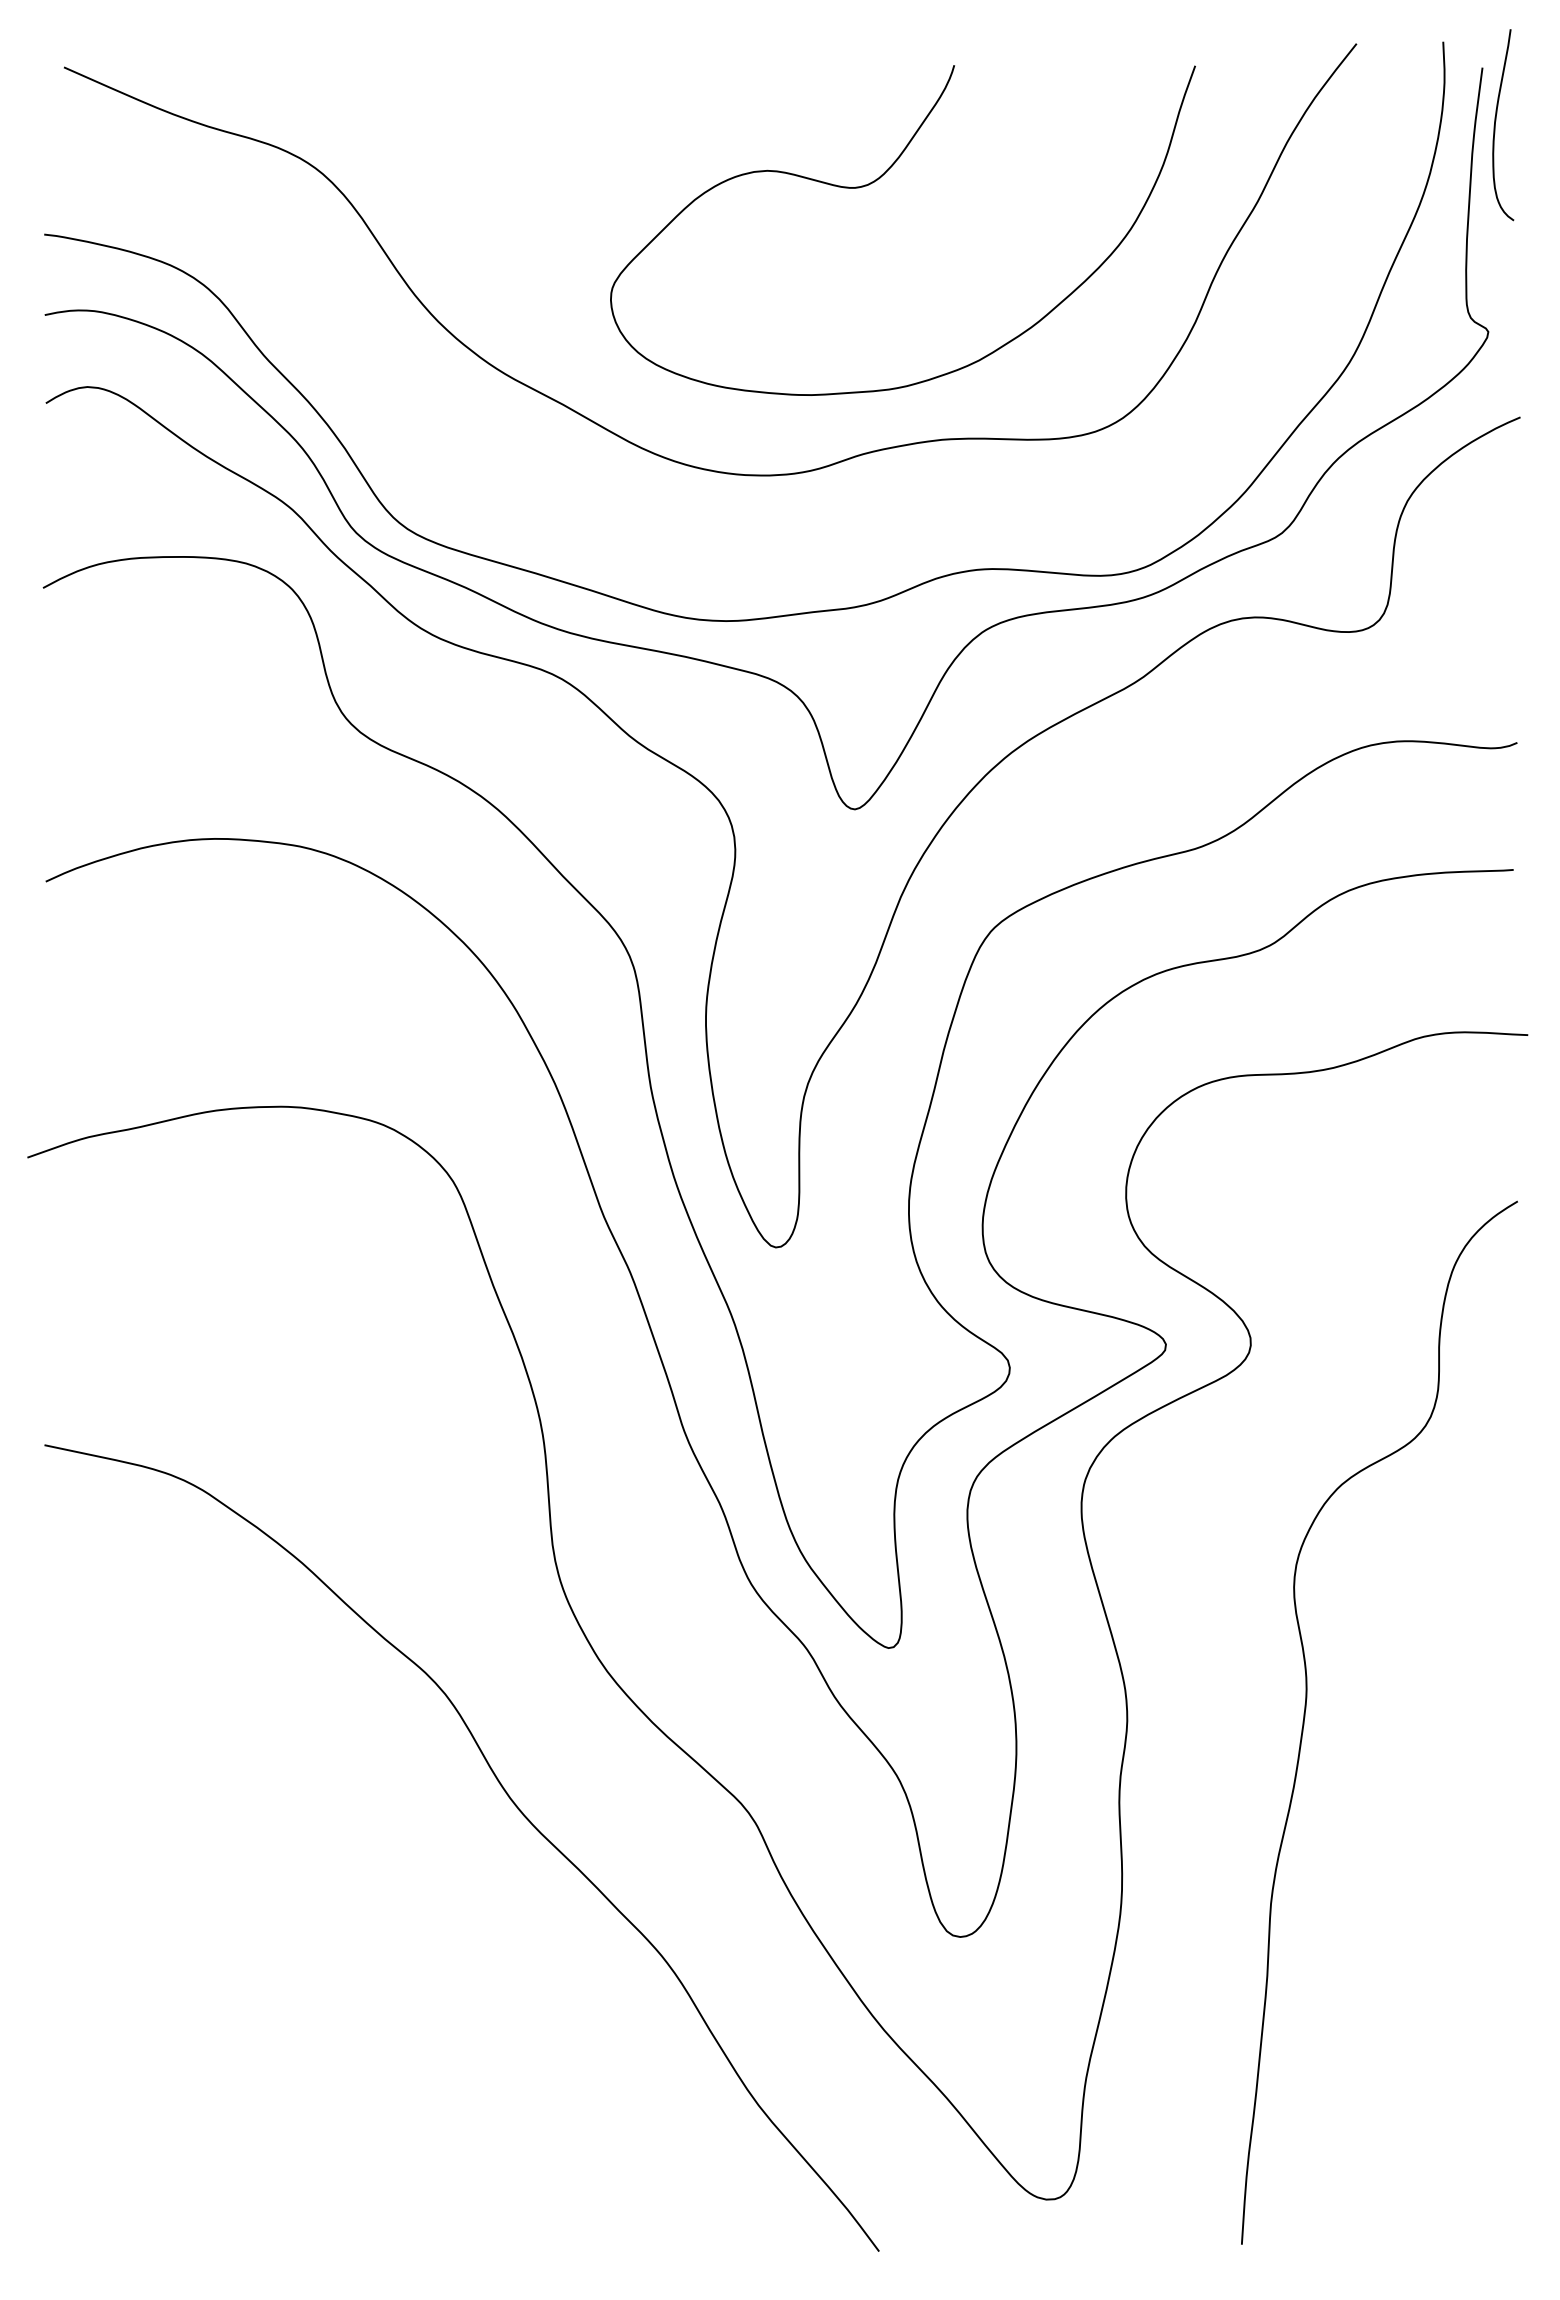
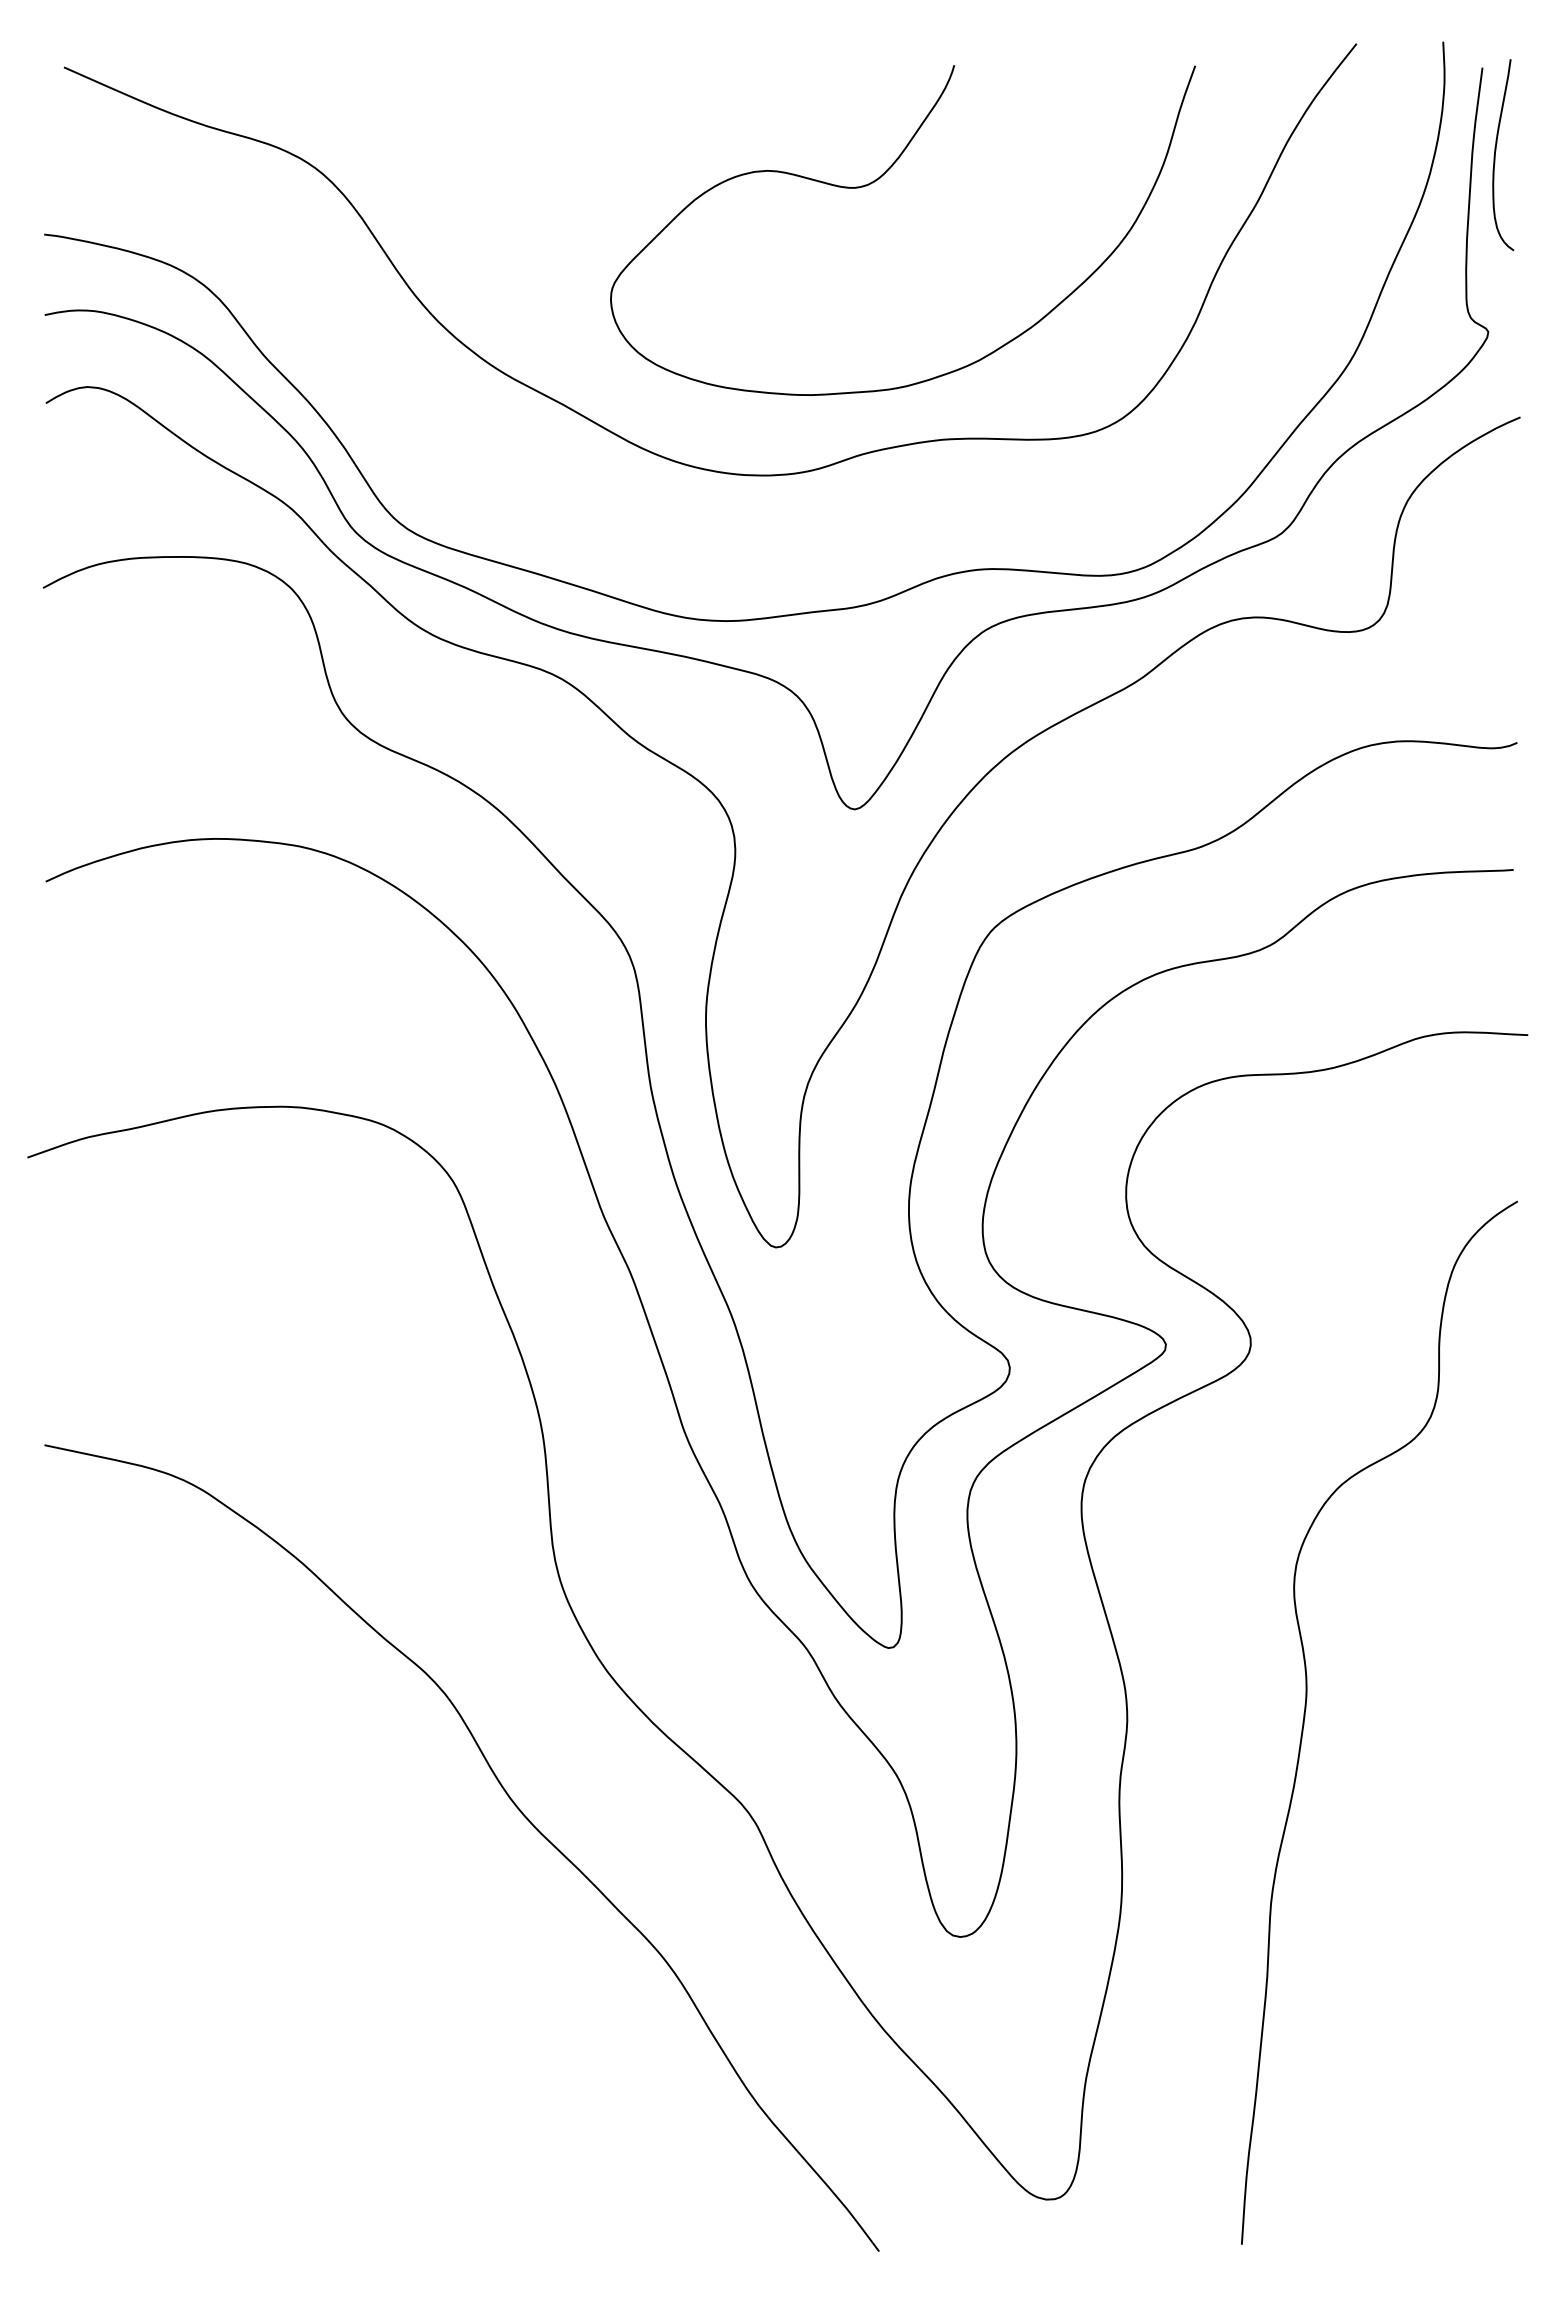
curve position: (1495, 125) -> (1495, 155) (1495, 155)
